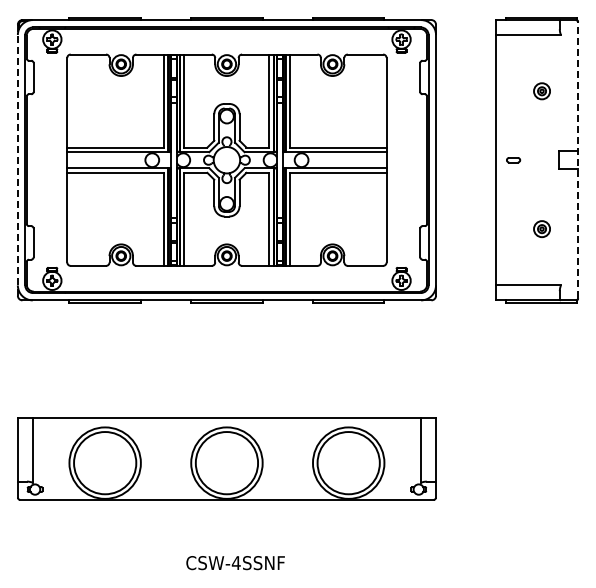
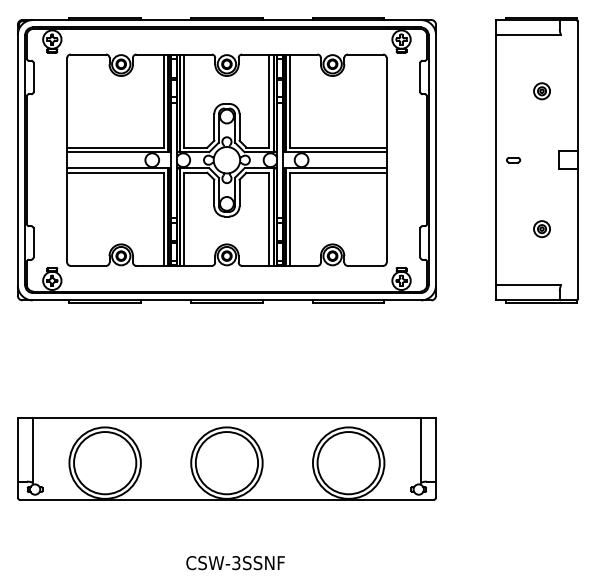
line: dashed -> solid (17, 160)
line: dashed -> solid (578, 160)
text: CSW-4SSNF -> CSW-3SSNF (235, 563)
